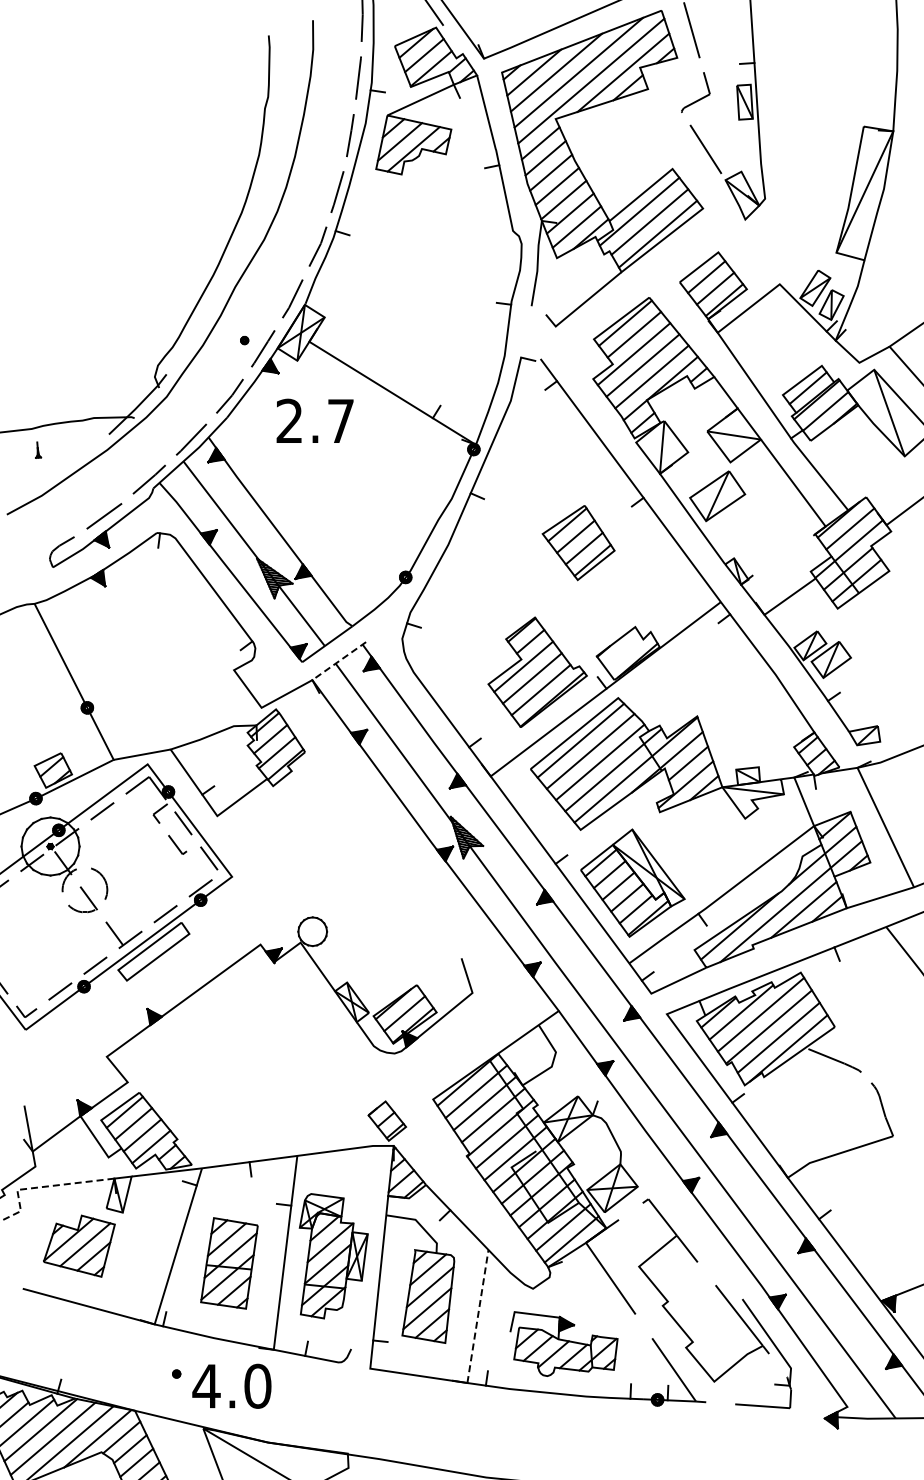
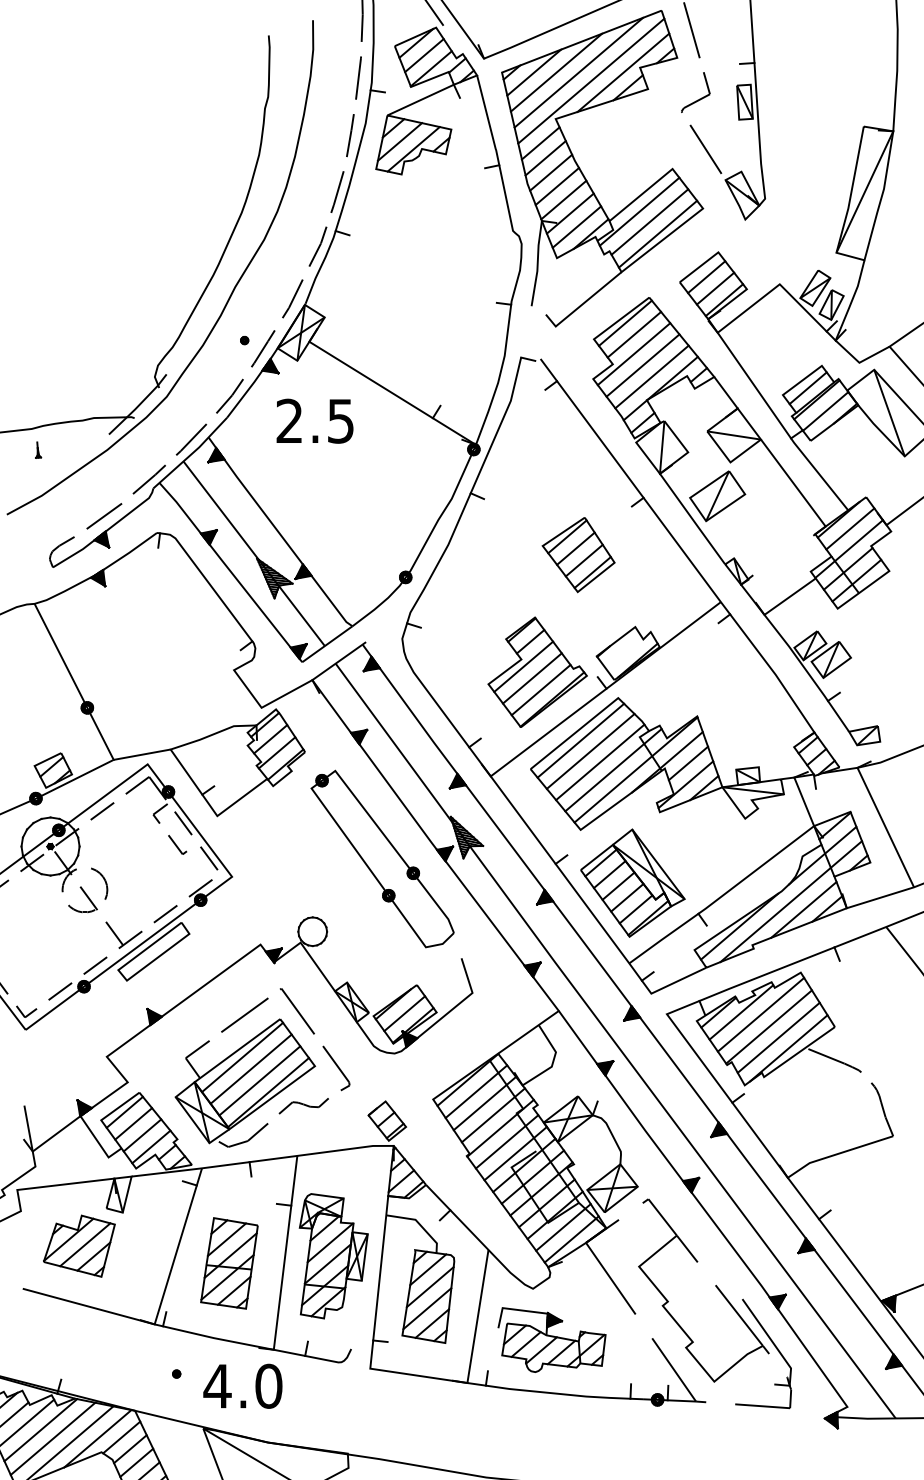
text: 2.7 -> 2.5 (340, 421)
part position: (578, 543) -> (578, 555) (578, 555)
line: dashed -> solid (339, 661)
part: none -> present (382, 858)
part: none -> present (262, 1067)
line: dashed -> solid (42, 1187)
line: dashed -> solid (478, 1315)
part position: (563, 1343) -> (551, 1339) (551, 1339)
text position: (231, 1385) -> (242, 1385) (242, 1385)
